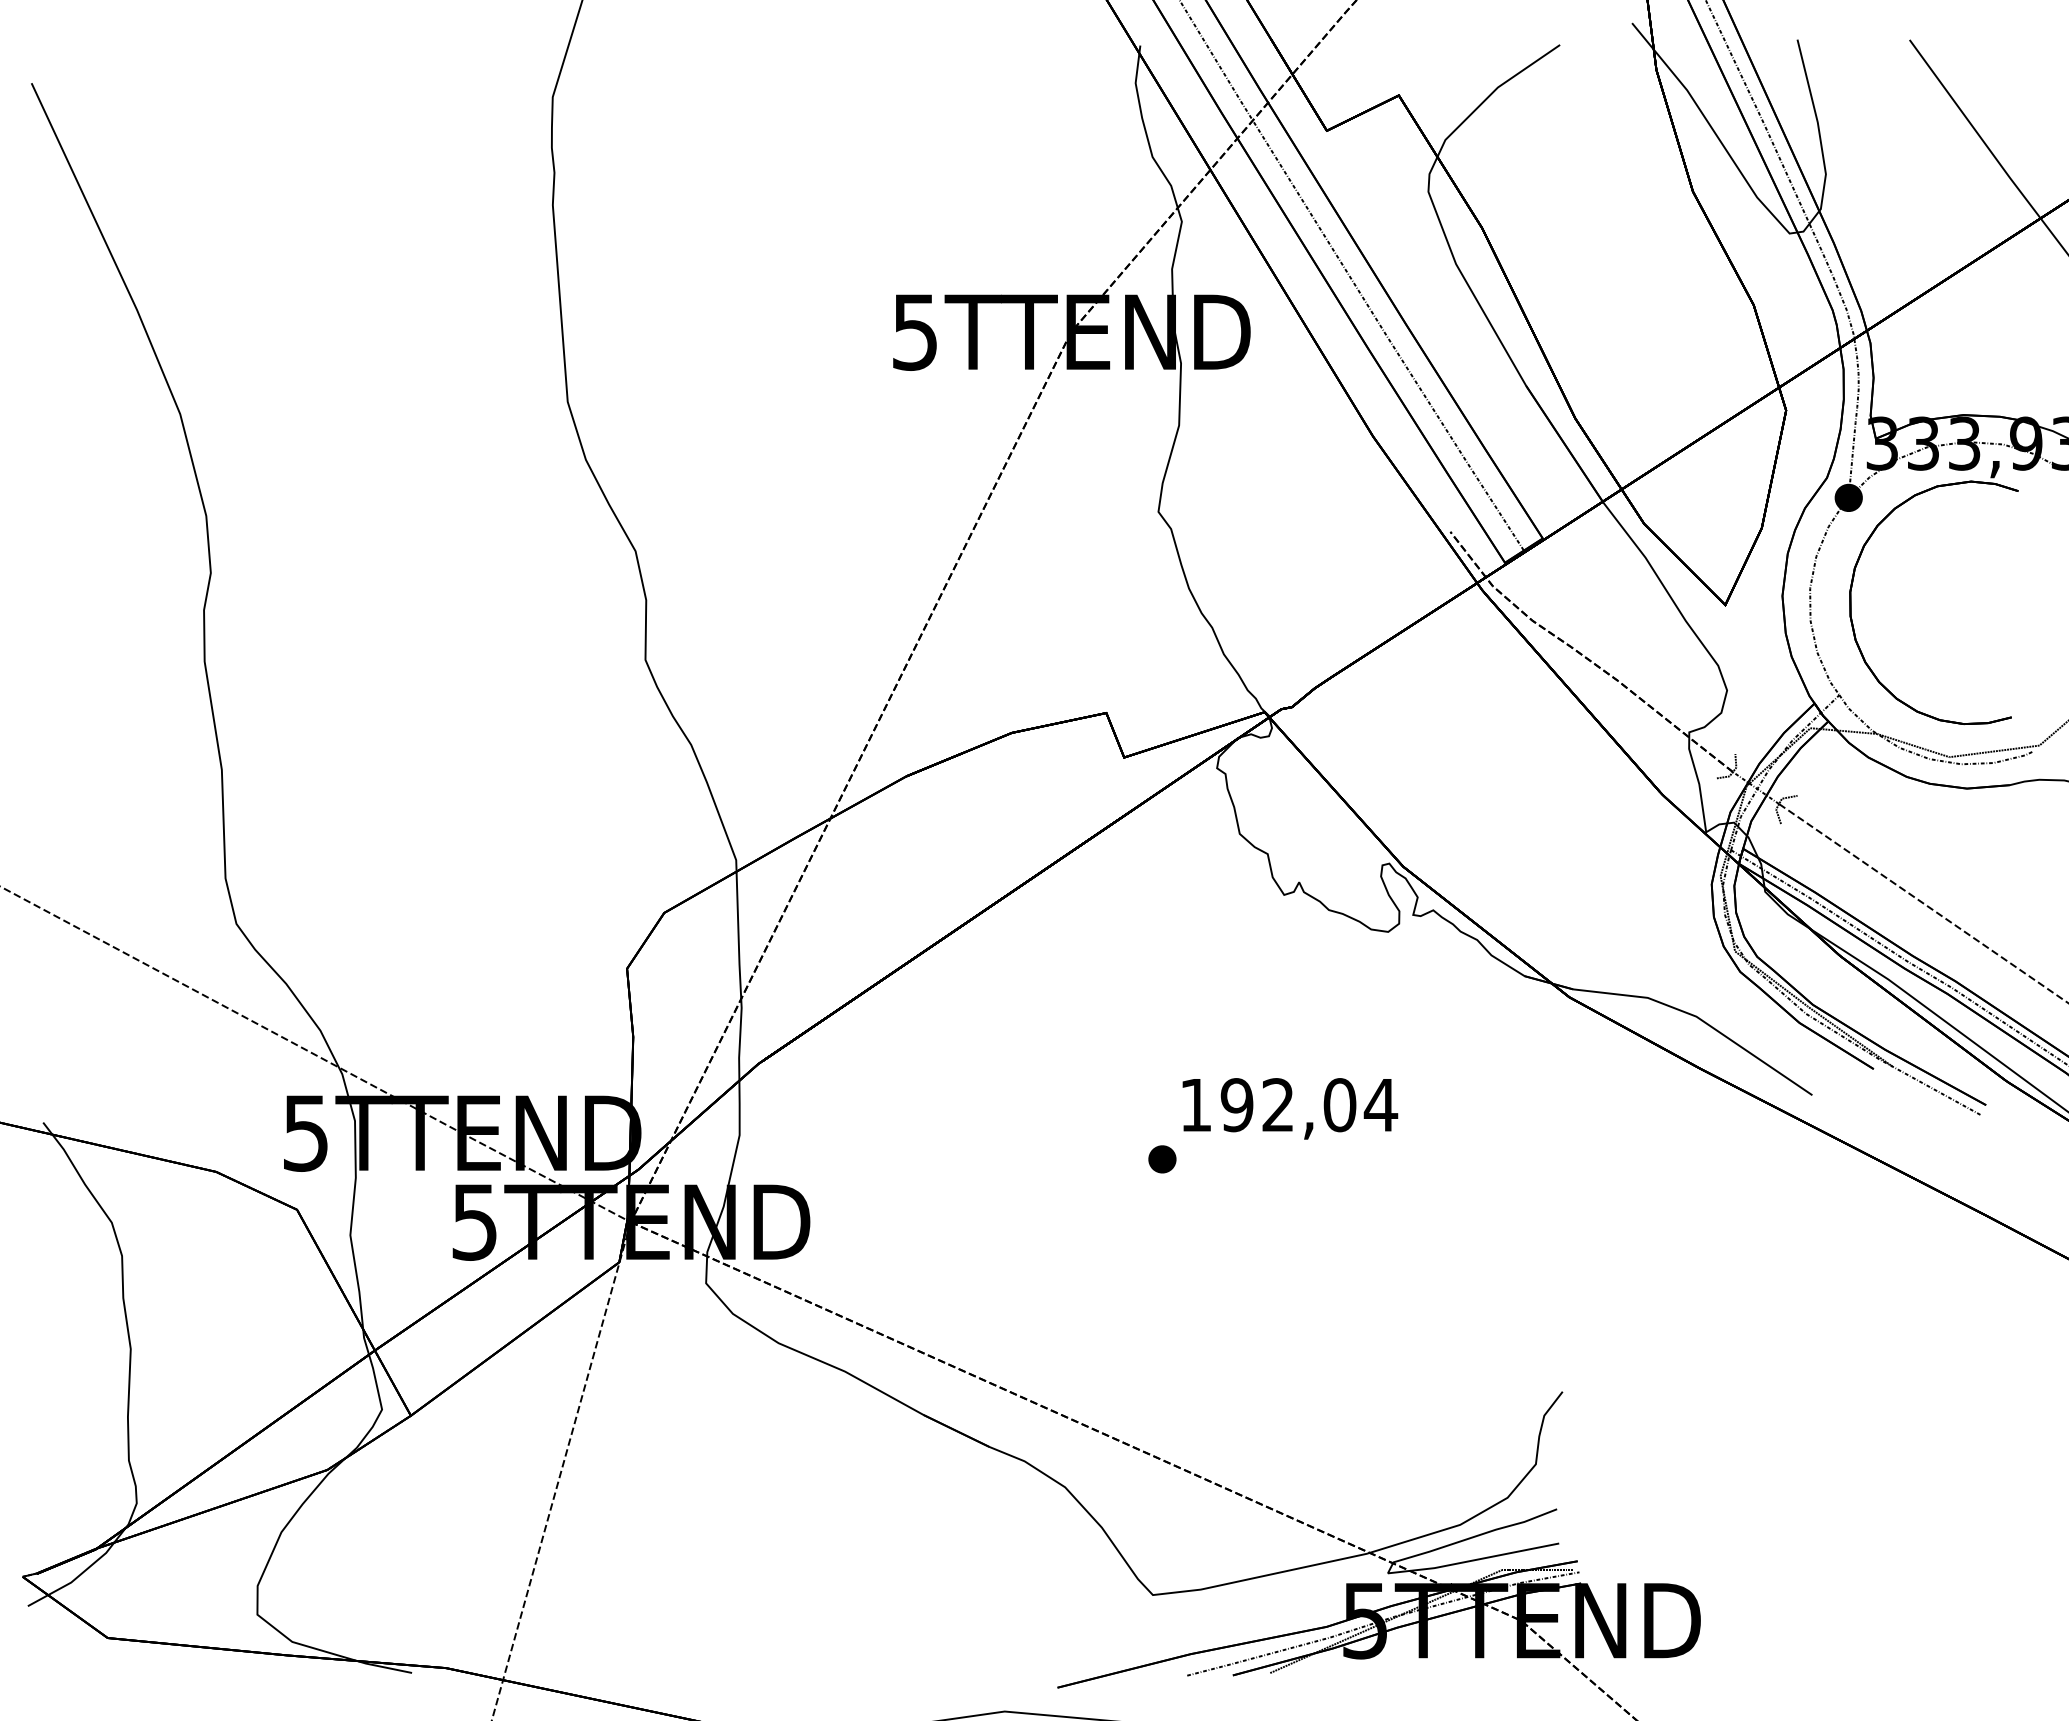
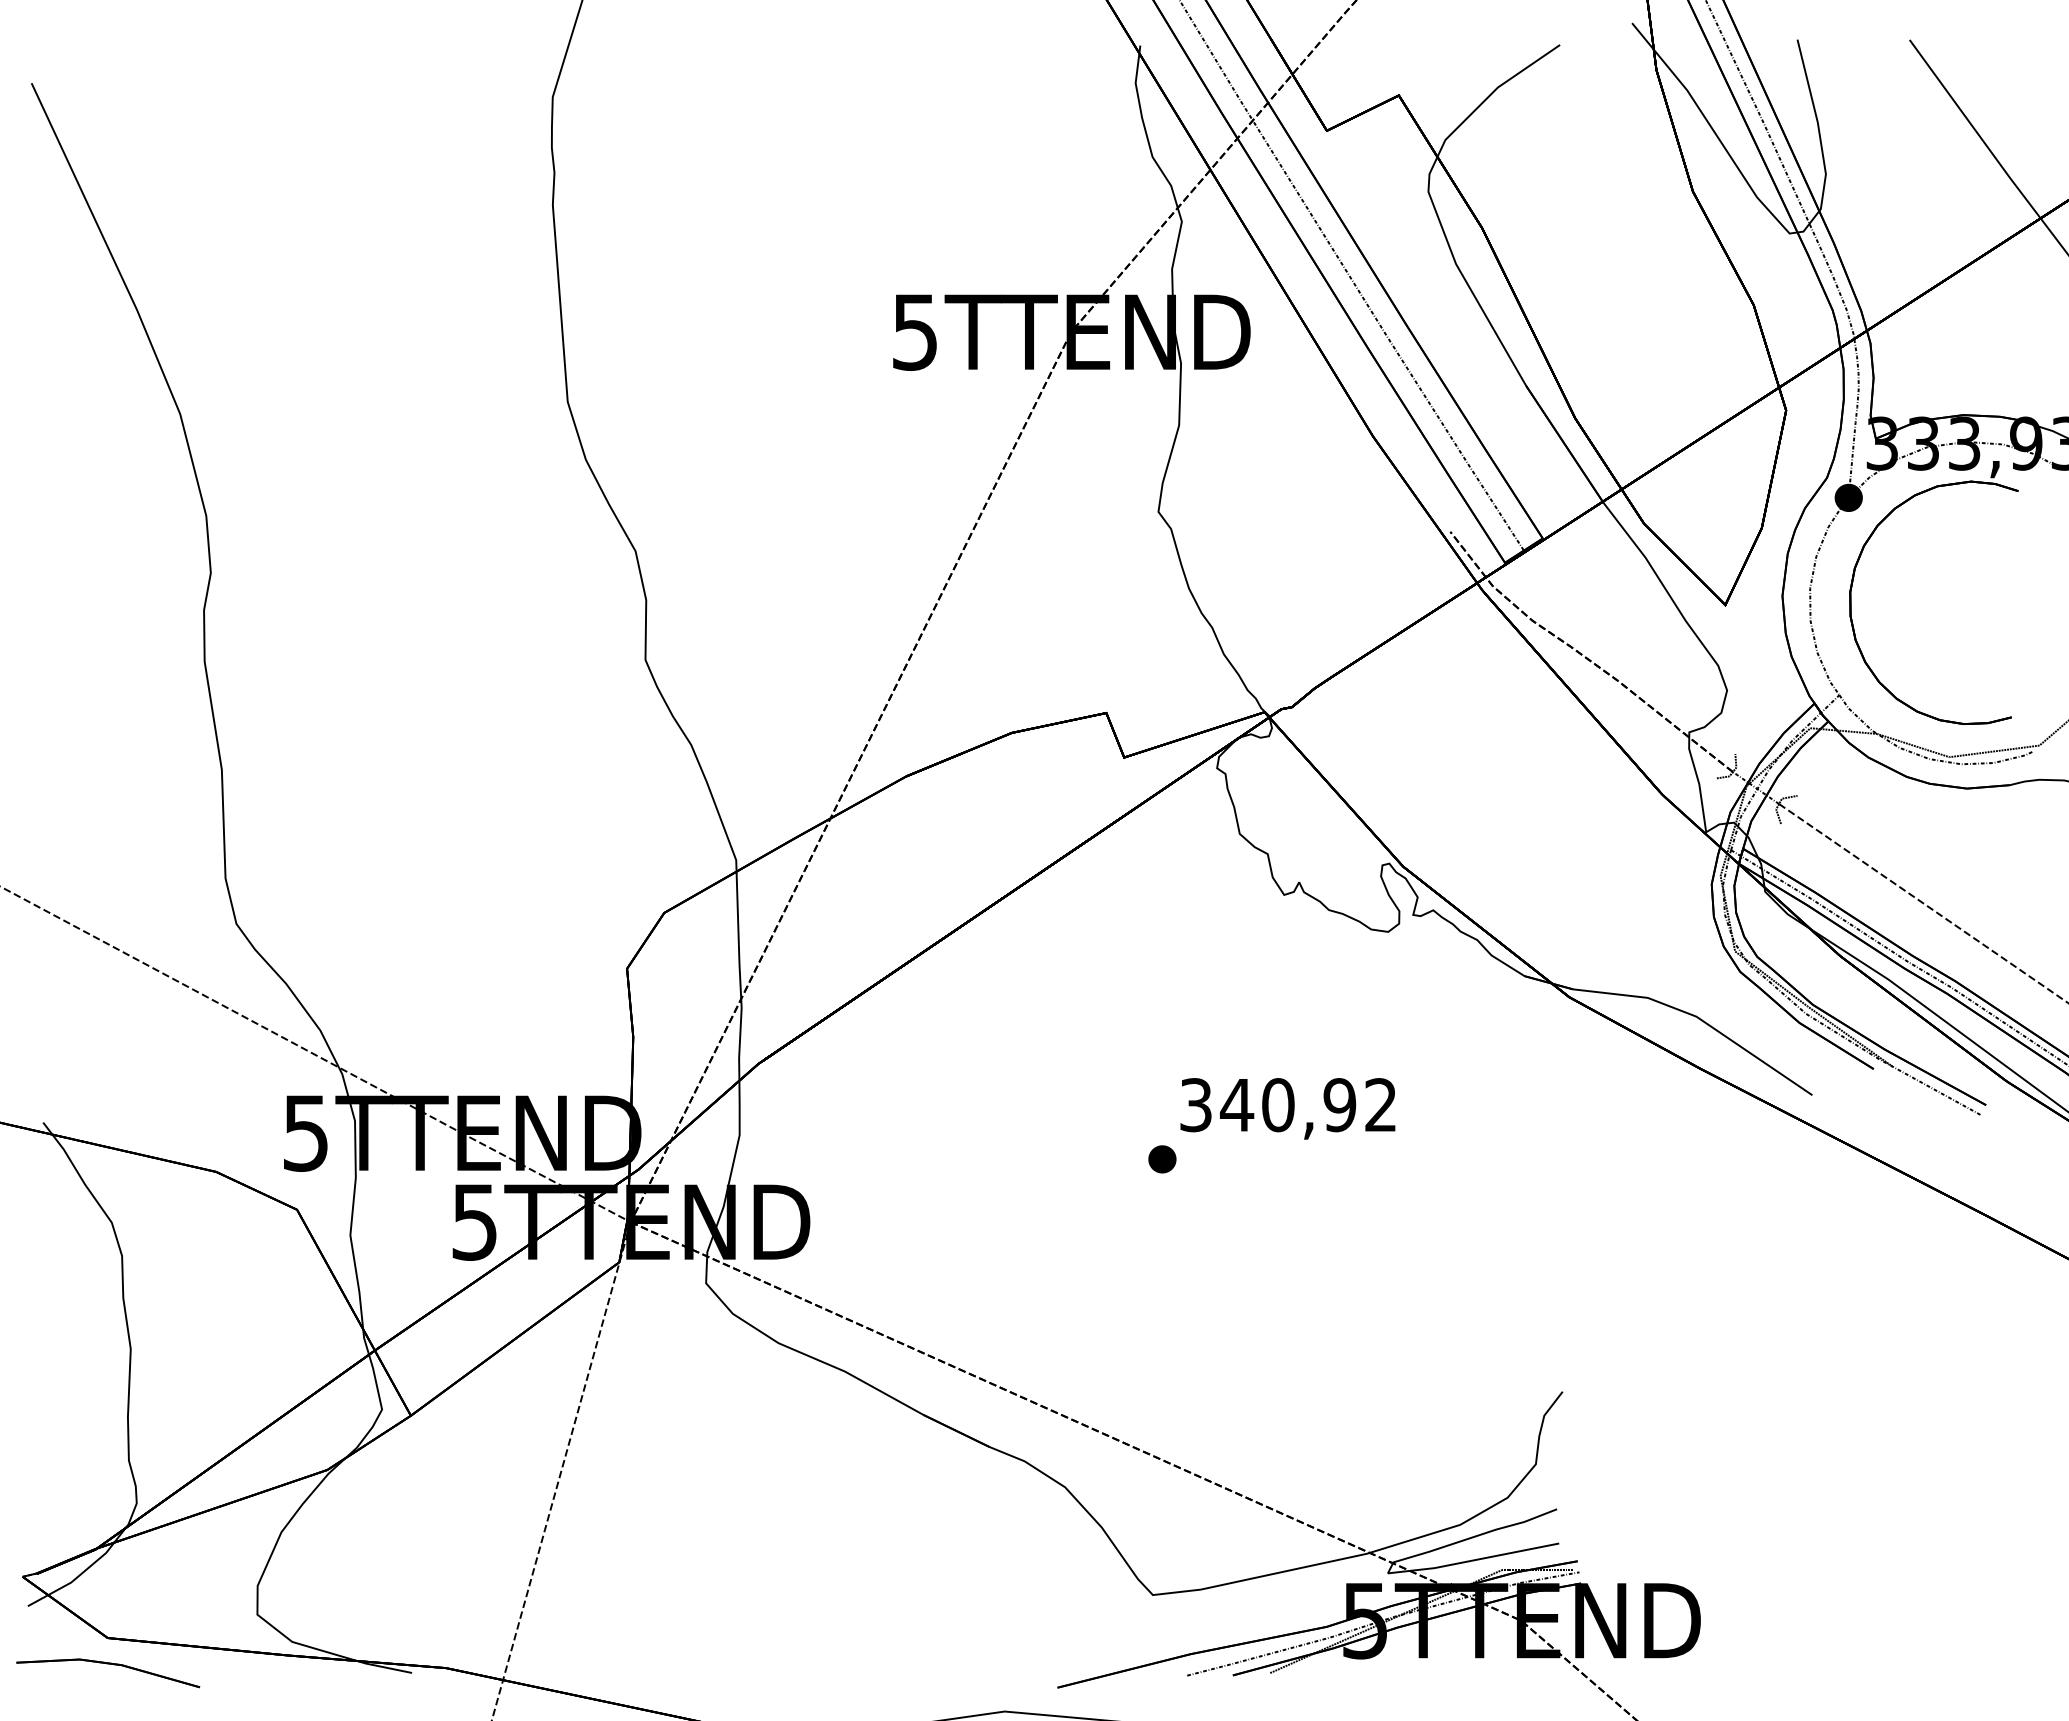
text: 192,04 -> 340,92 (1289, 1105)
part: none -> present (108, 1664)
